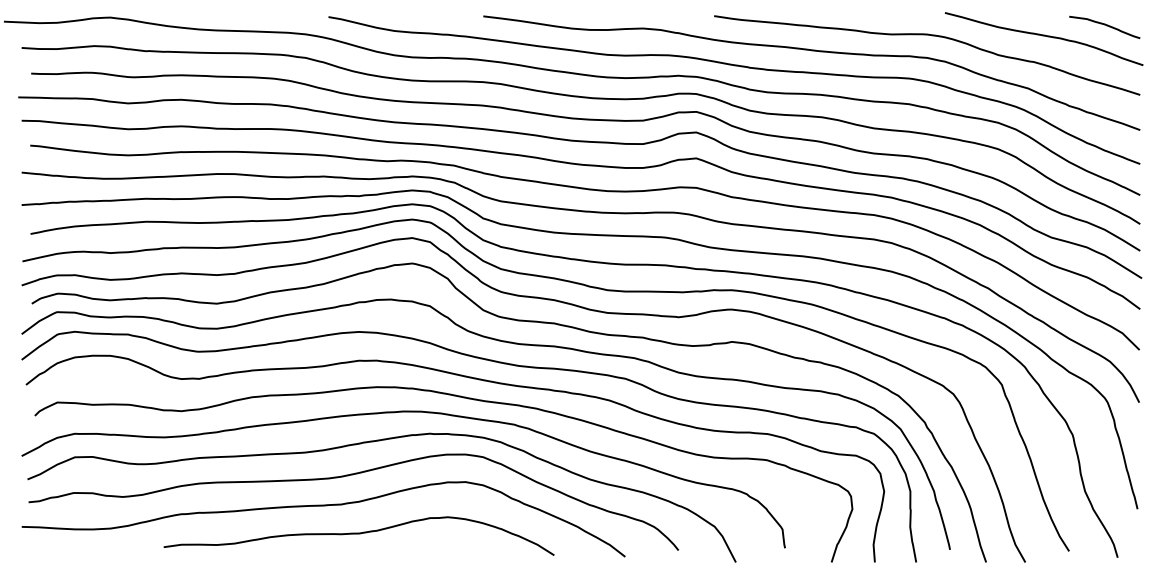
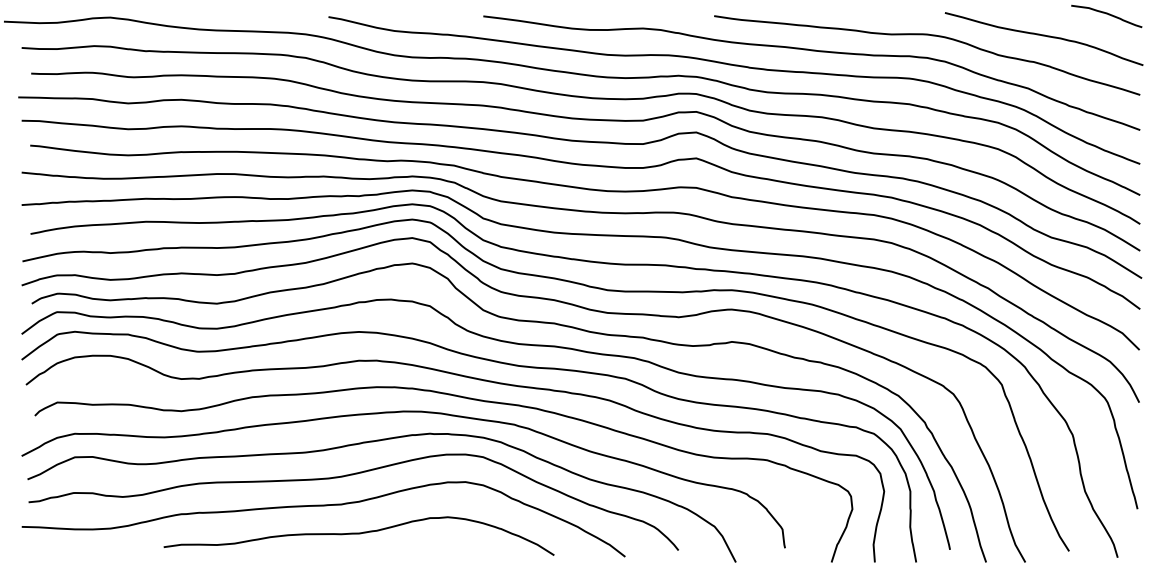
curve position: (1104, 25) -> (1106, 14) (1106, 14)
